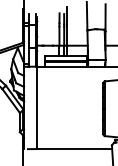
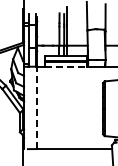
line: solid -> dashed (66, 66)
line: solid -> dashed (37, 107)
